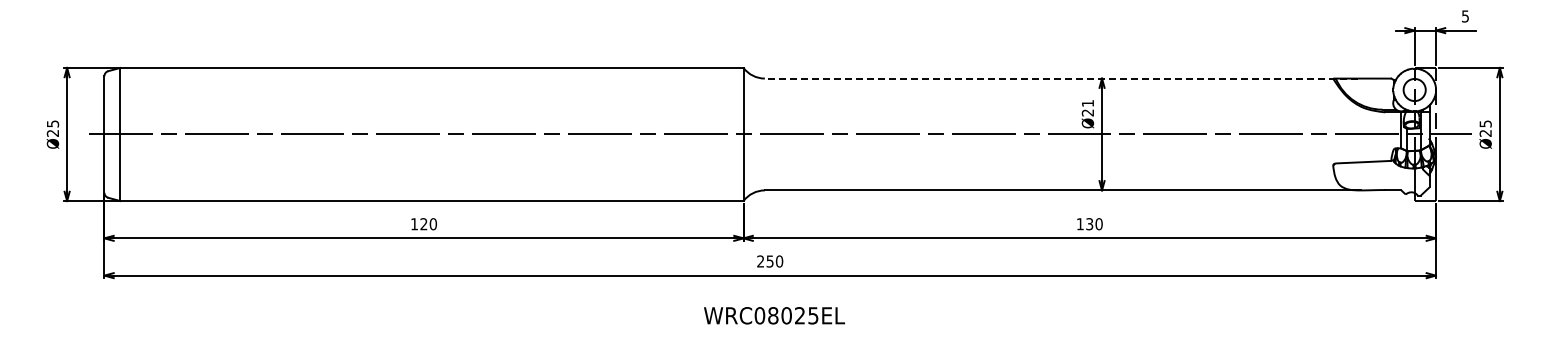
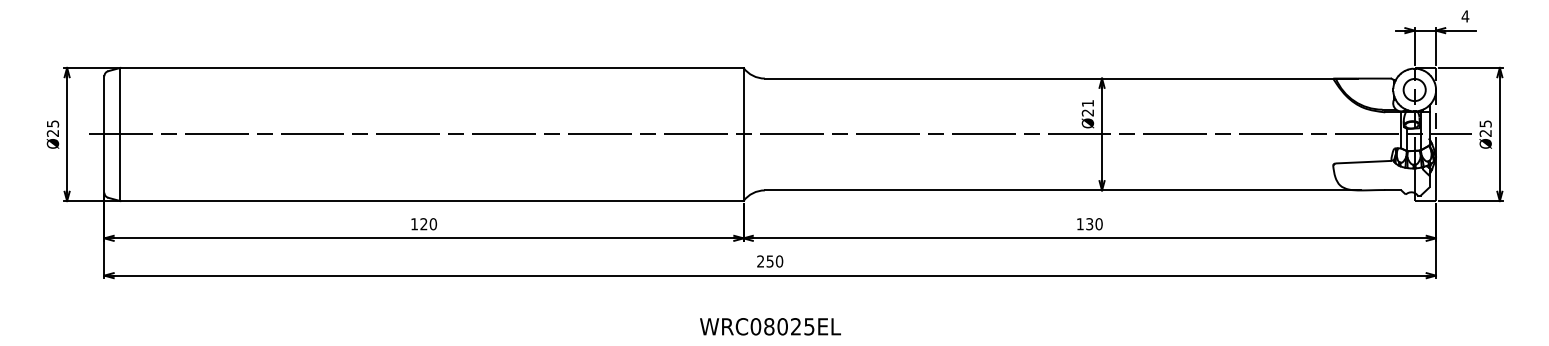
text: 5 -> 4 (1465, 16)
line: dashed -> solid (1060, 78)
text position: (774, 315) -> (770, 326) (770, 326)
